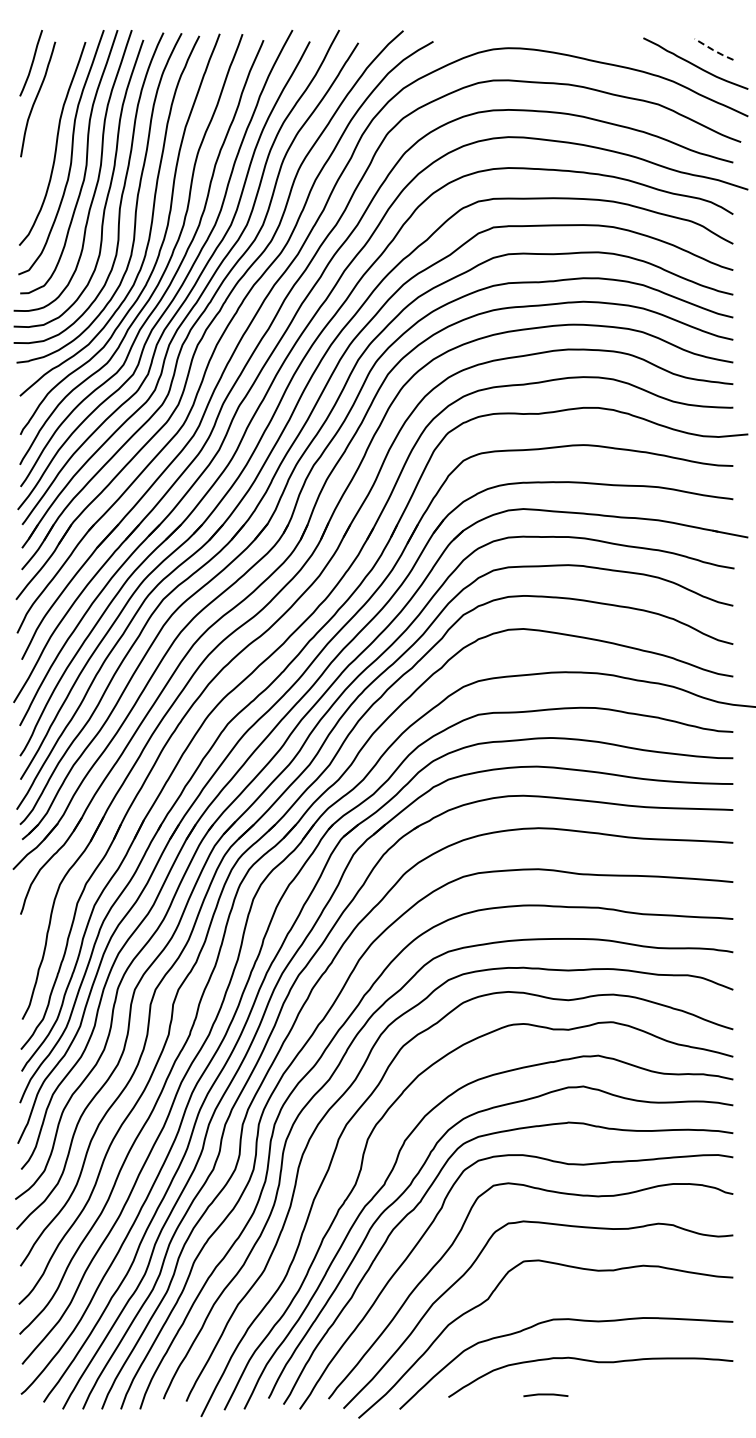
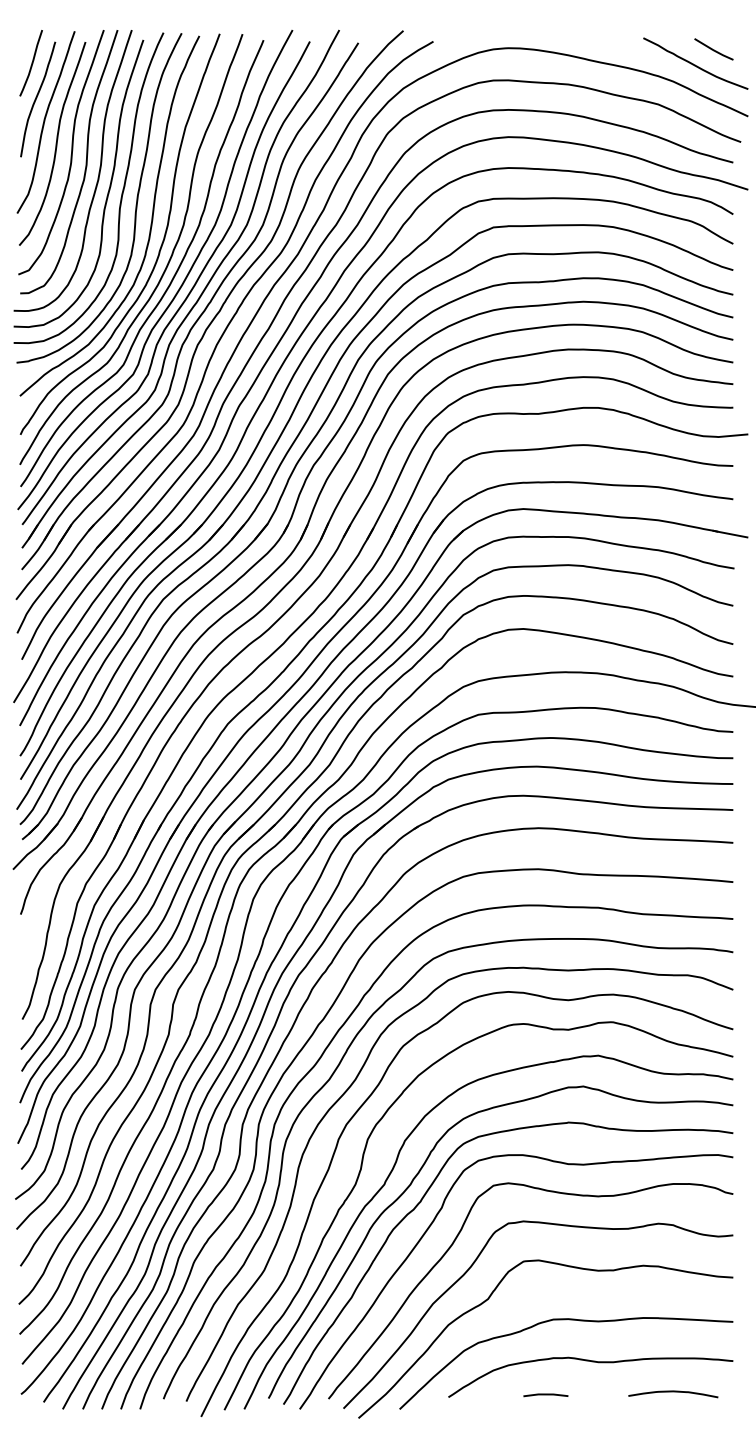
line: dashed -> solid (714, 50)
curve: none -> present (45, 121)
curve: none -> present (673, 1392)
